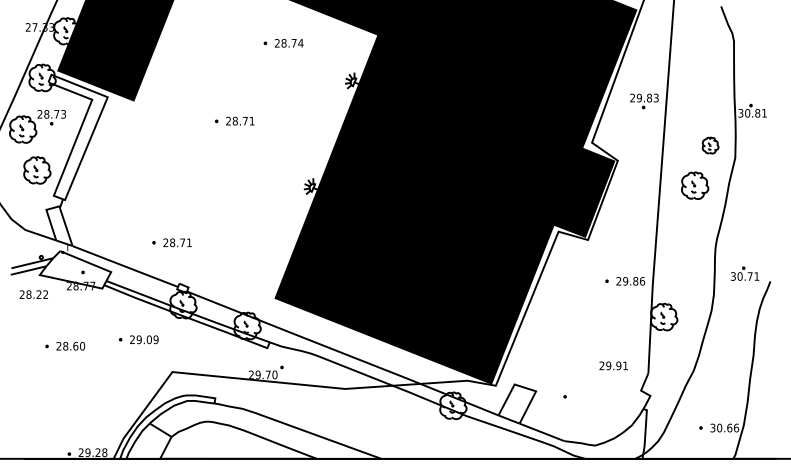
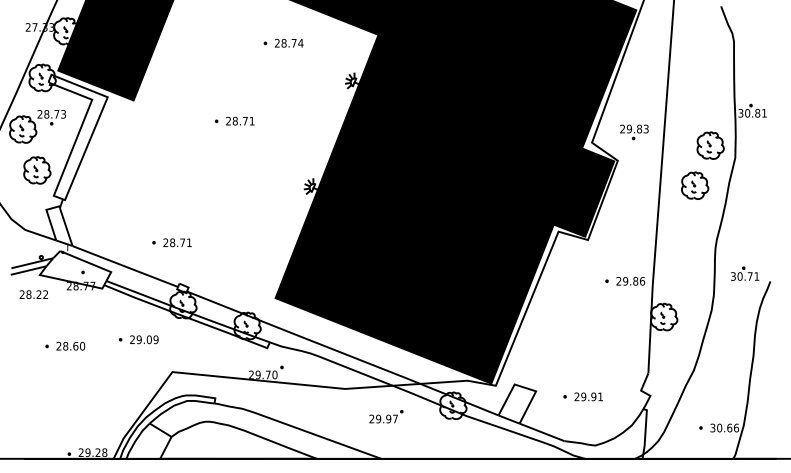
part position: (644, 101) -> (634, 132) (634, 132)
part size: 19x19 px -> 29x29 px (710, 145)
text position: (613, 365) -> (588, 396) (588, 396)
part: none -> present (386, 416)
